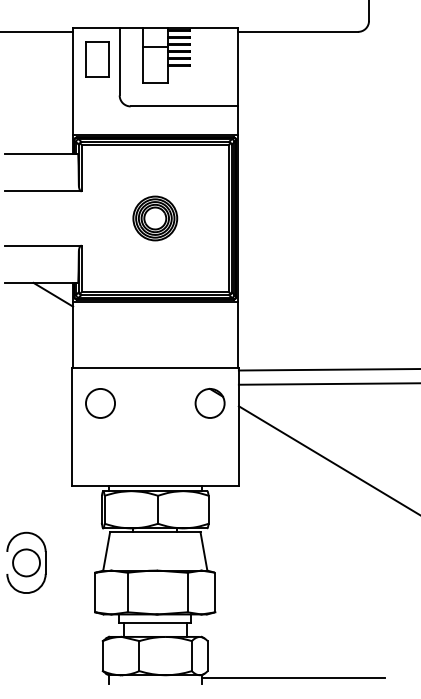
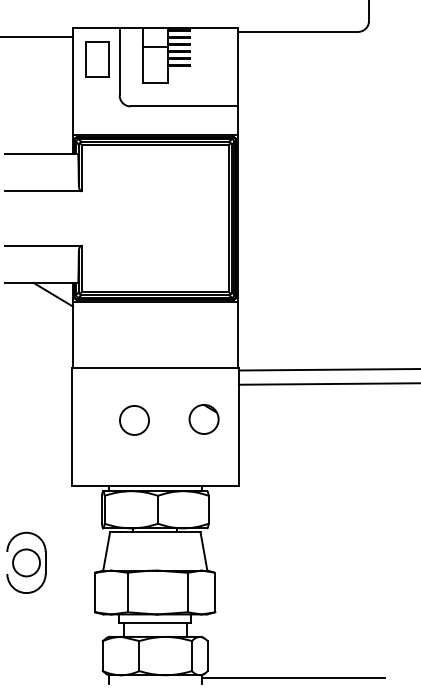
line position: (37, 31) -> (37, 36) (37, 36)
part: present -> none (155, 218)
part position: (209, 402) -> (203, 418) (203, 418)
circle position: (100, 403) -> (134, 420) (134, 420)
line: present -> none (327, 459)
